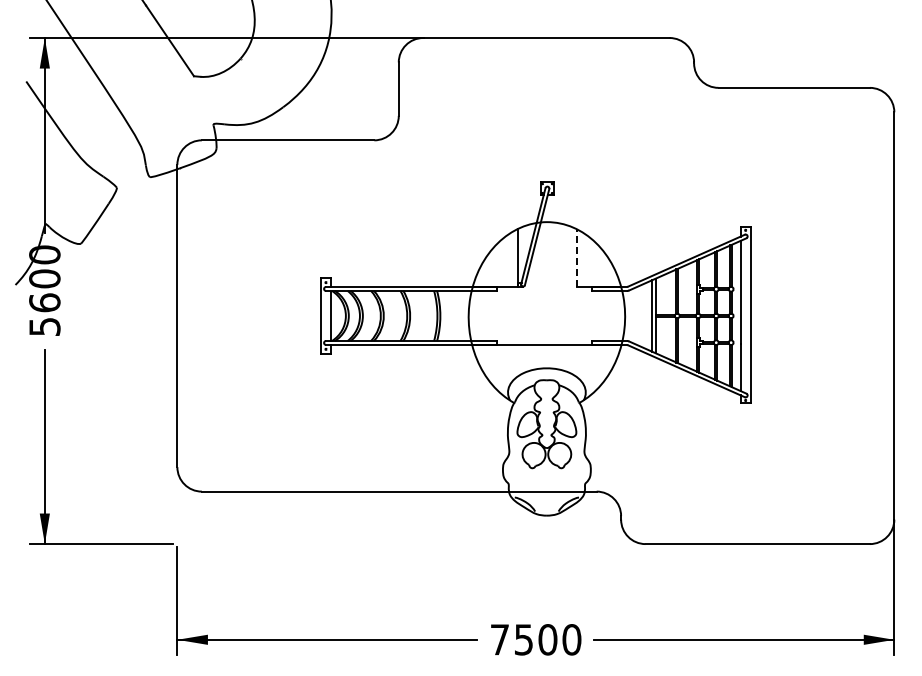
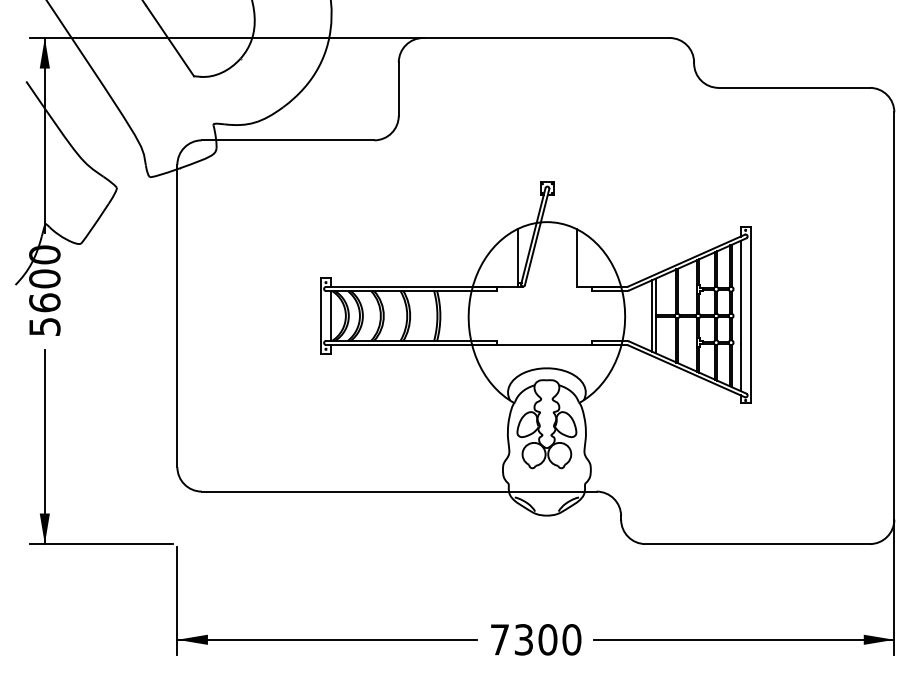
line: dashed -> solid (576, 257)
text: 7500 -> 7300 (523, 639)
